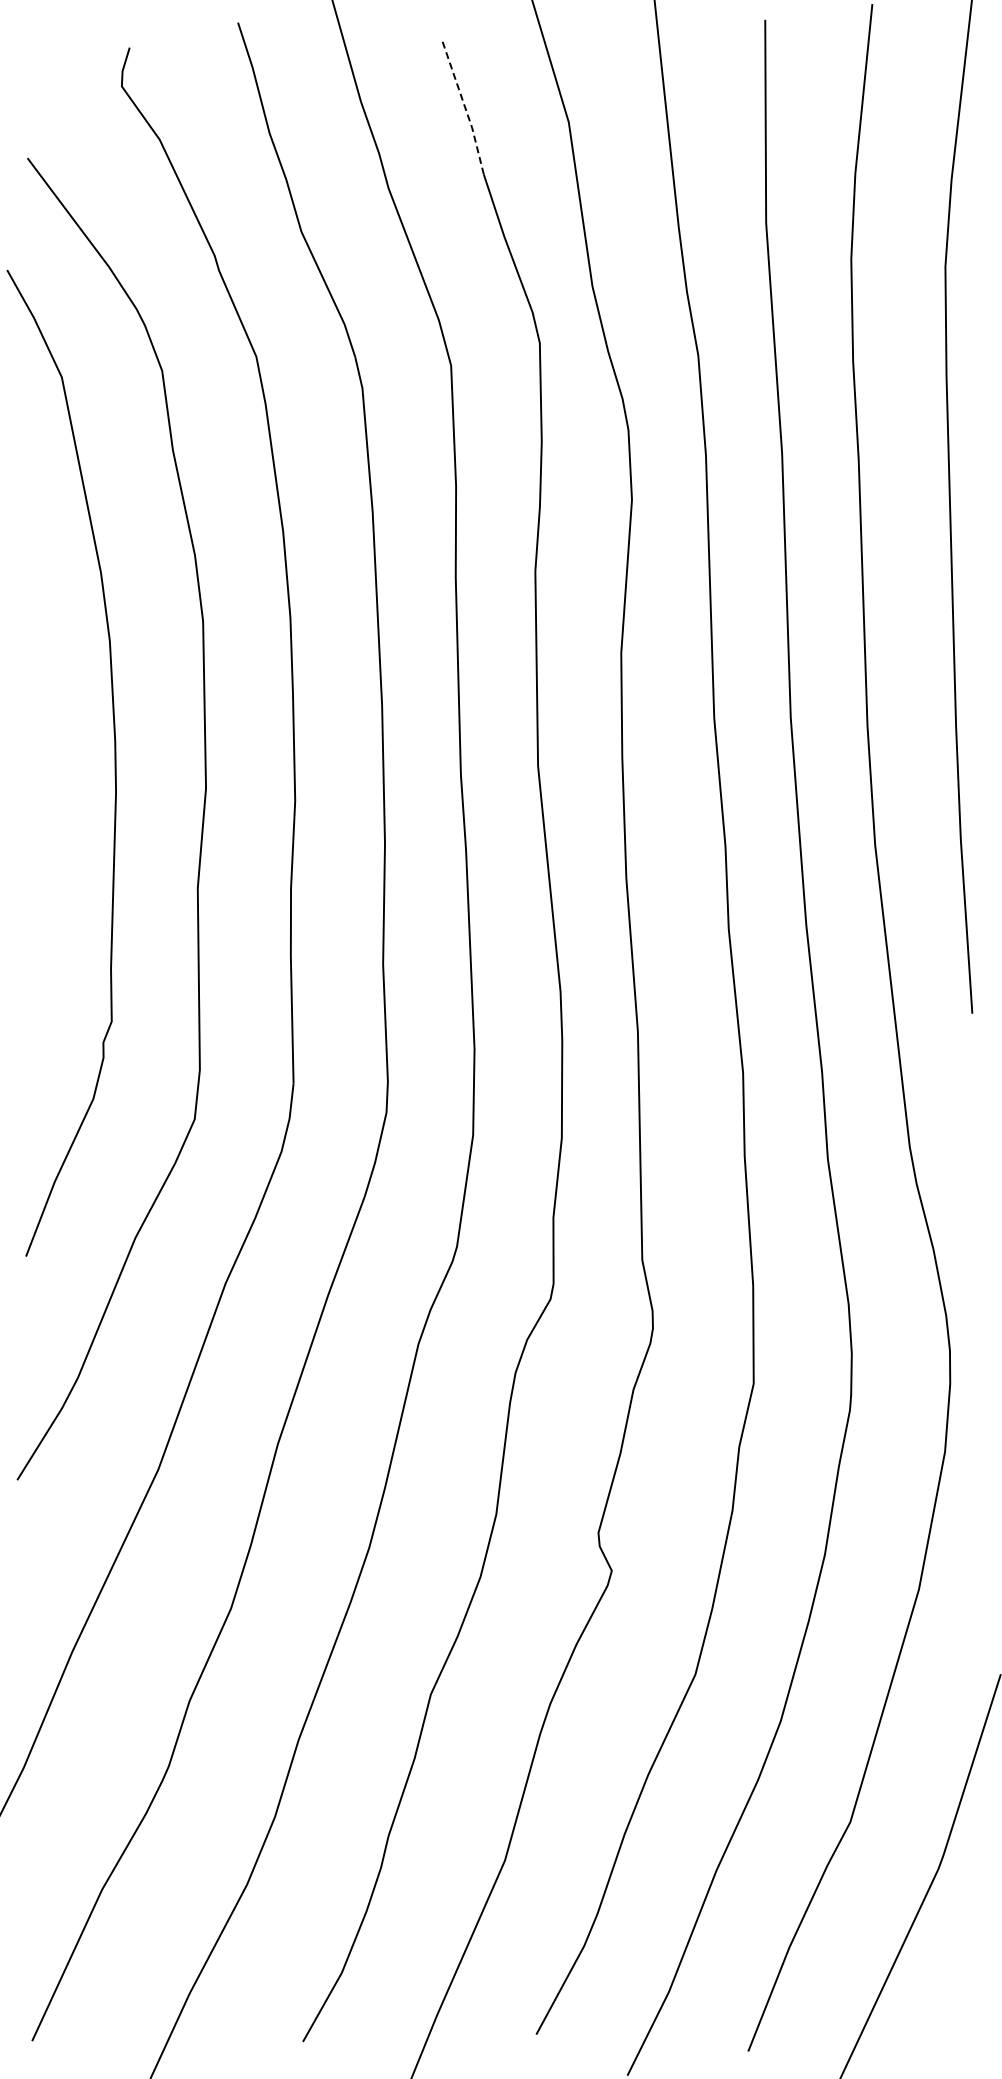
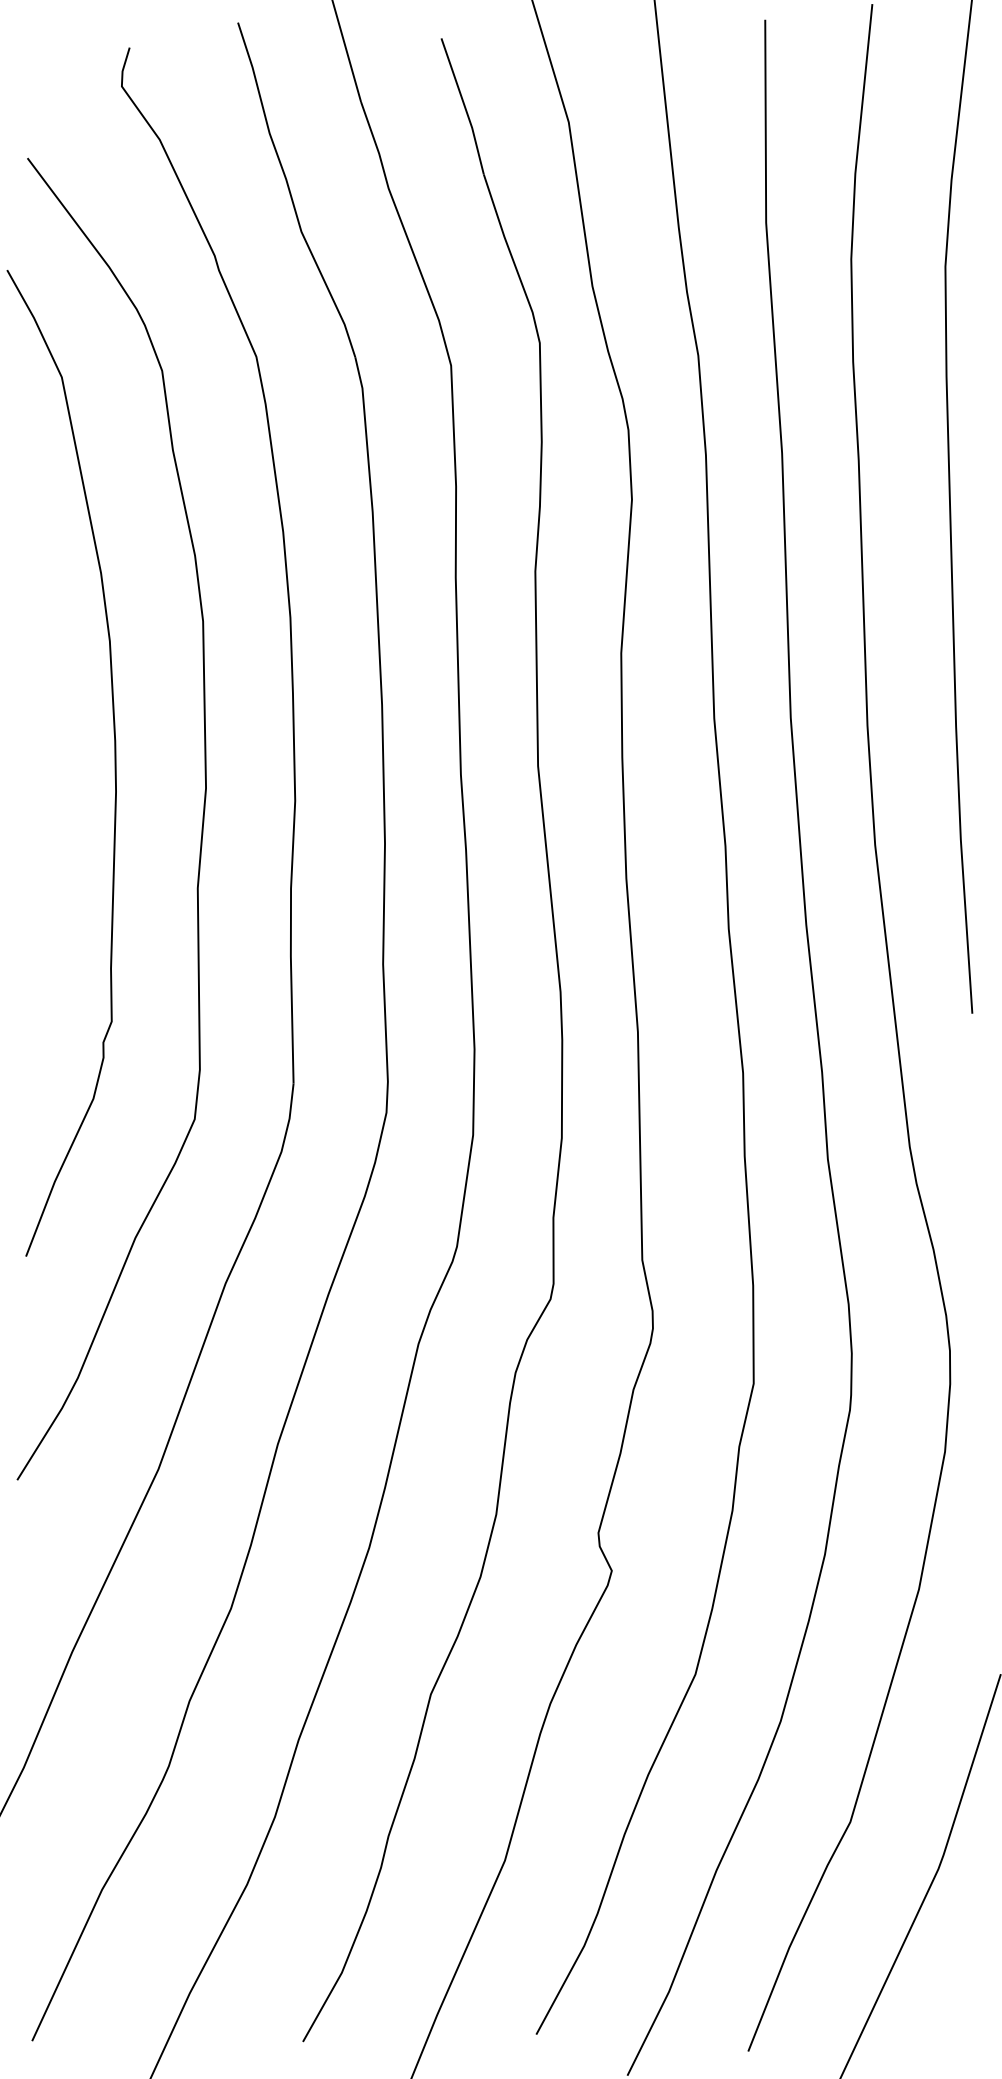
line: dashed -> solid (464, 106)
